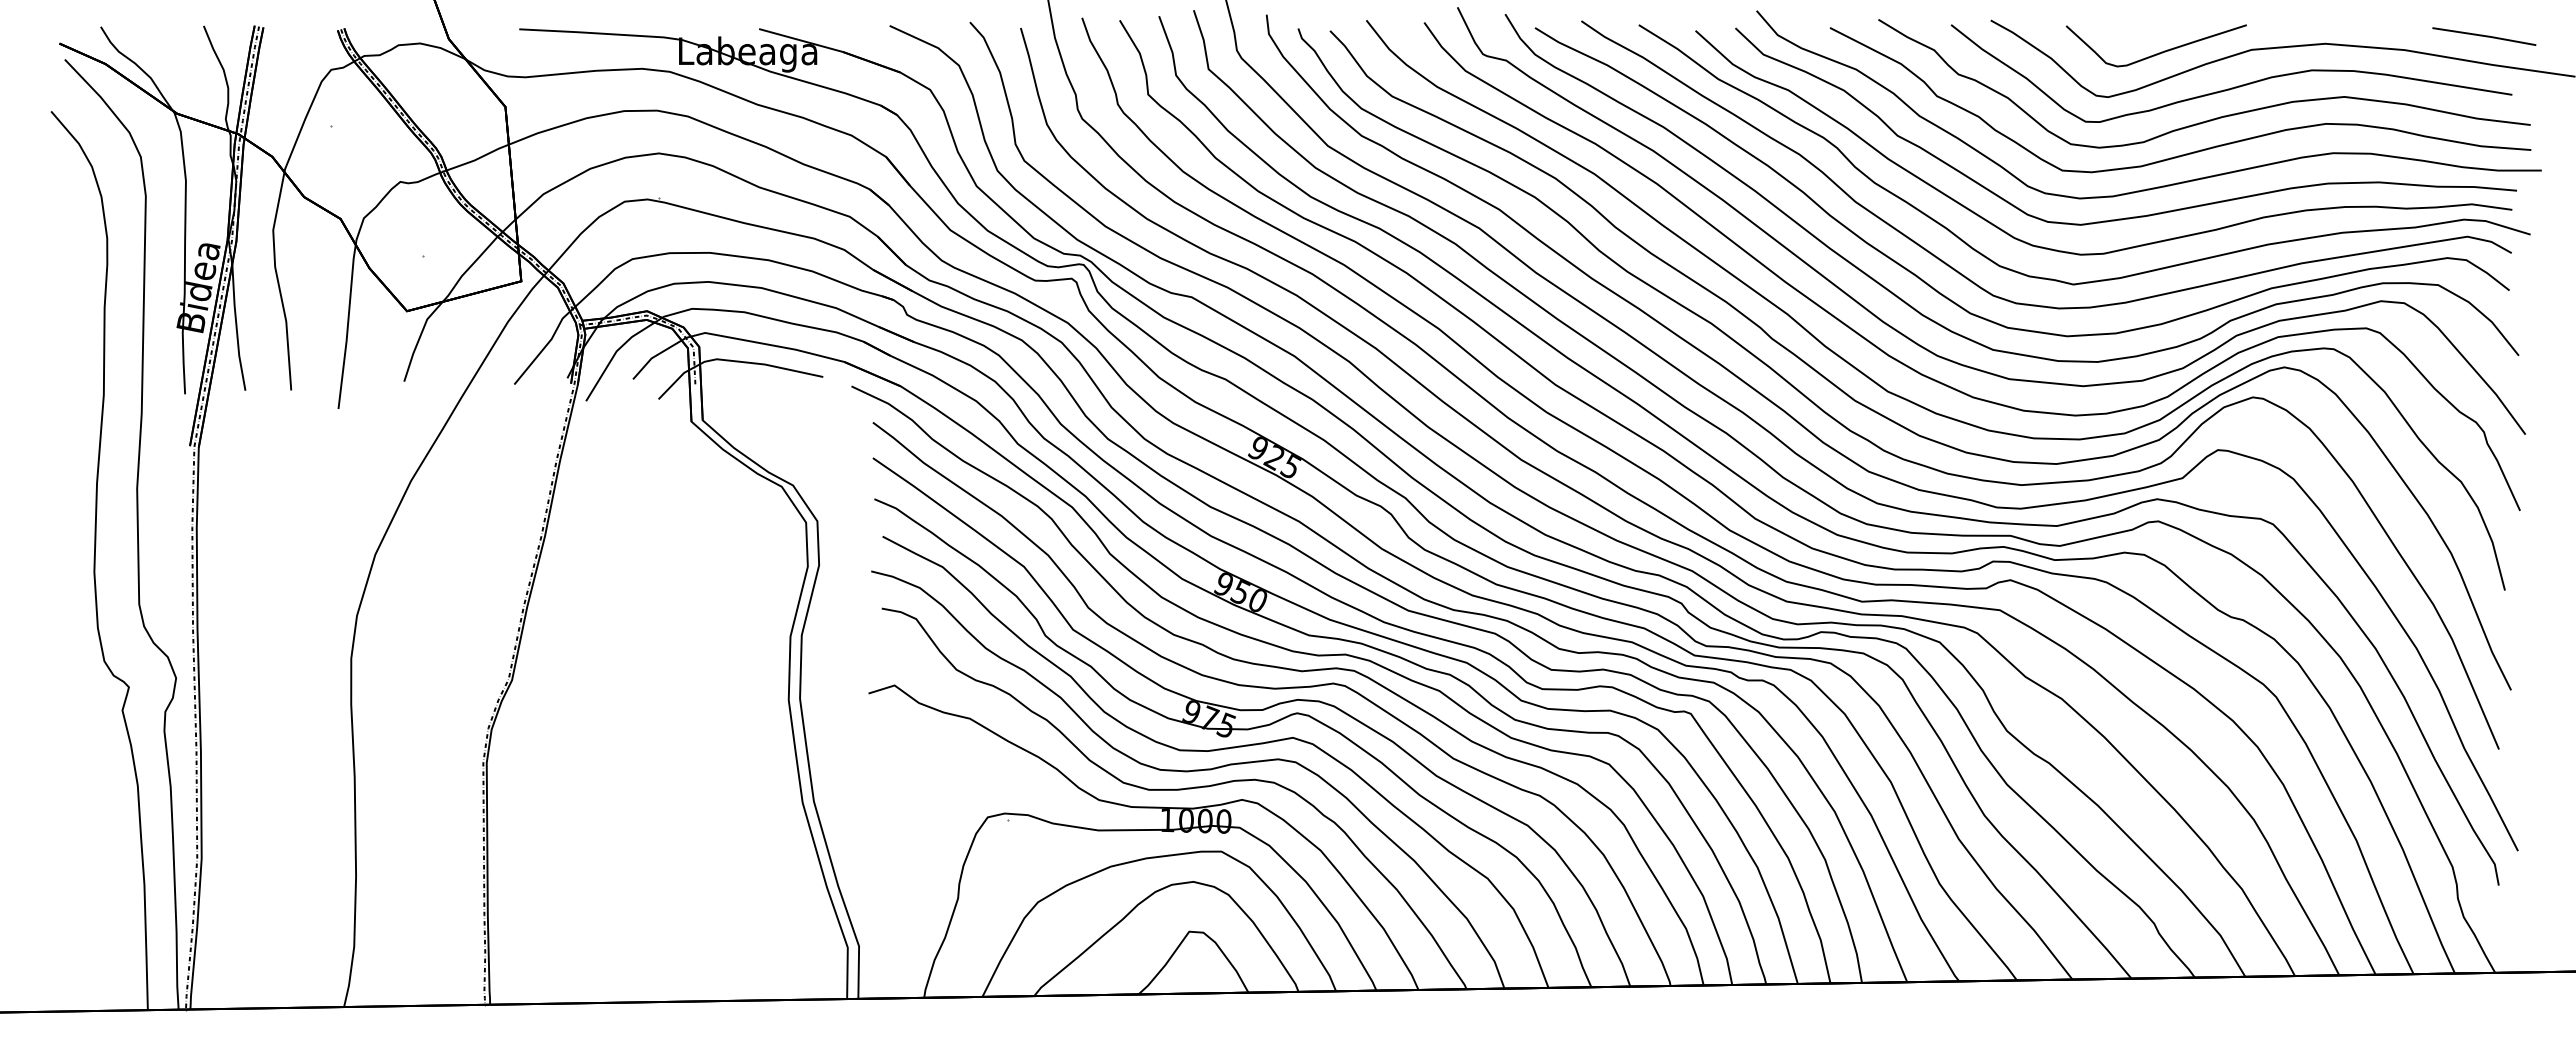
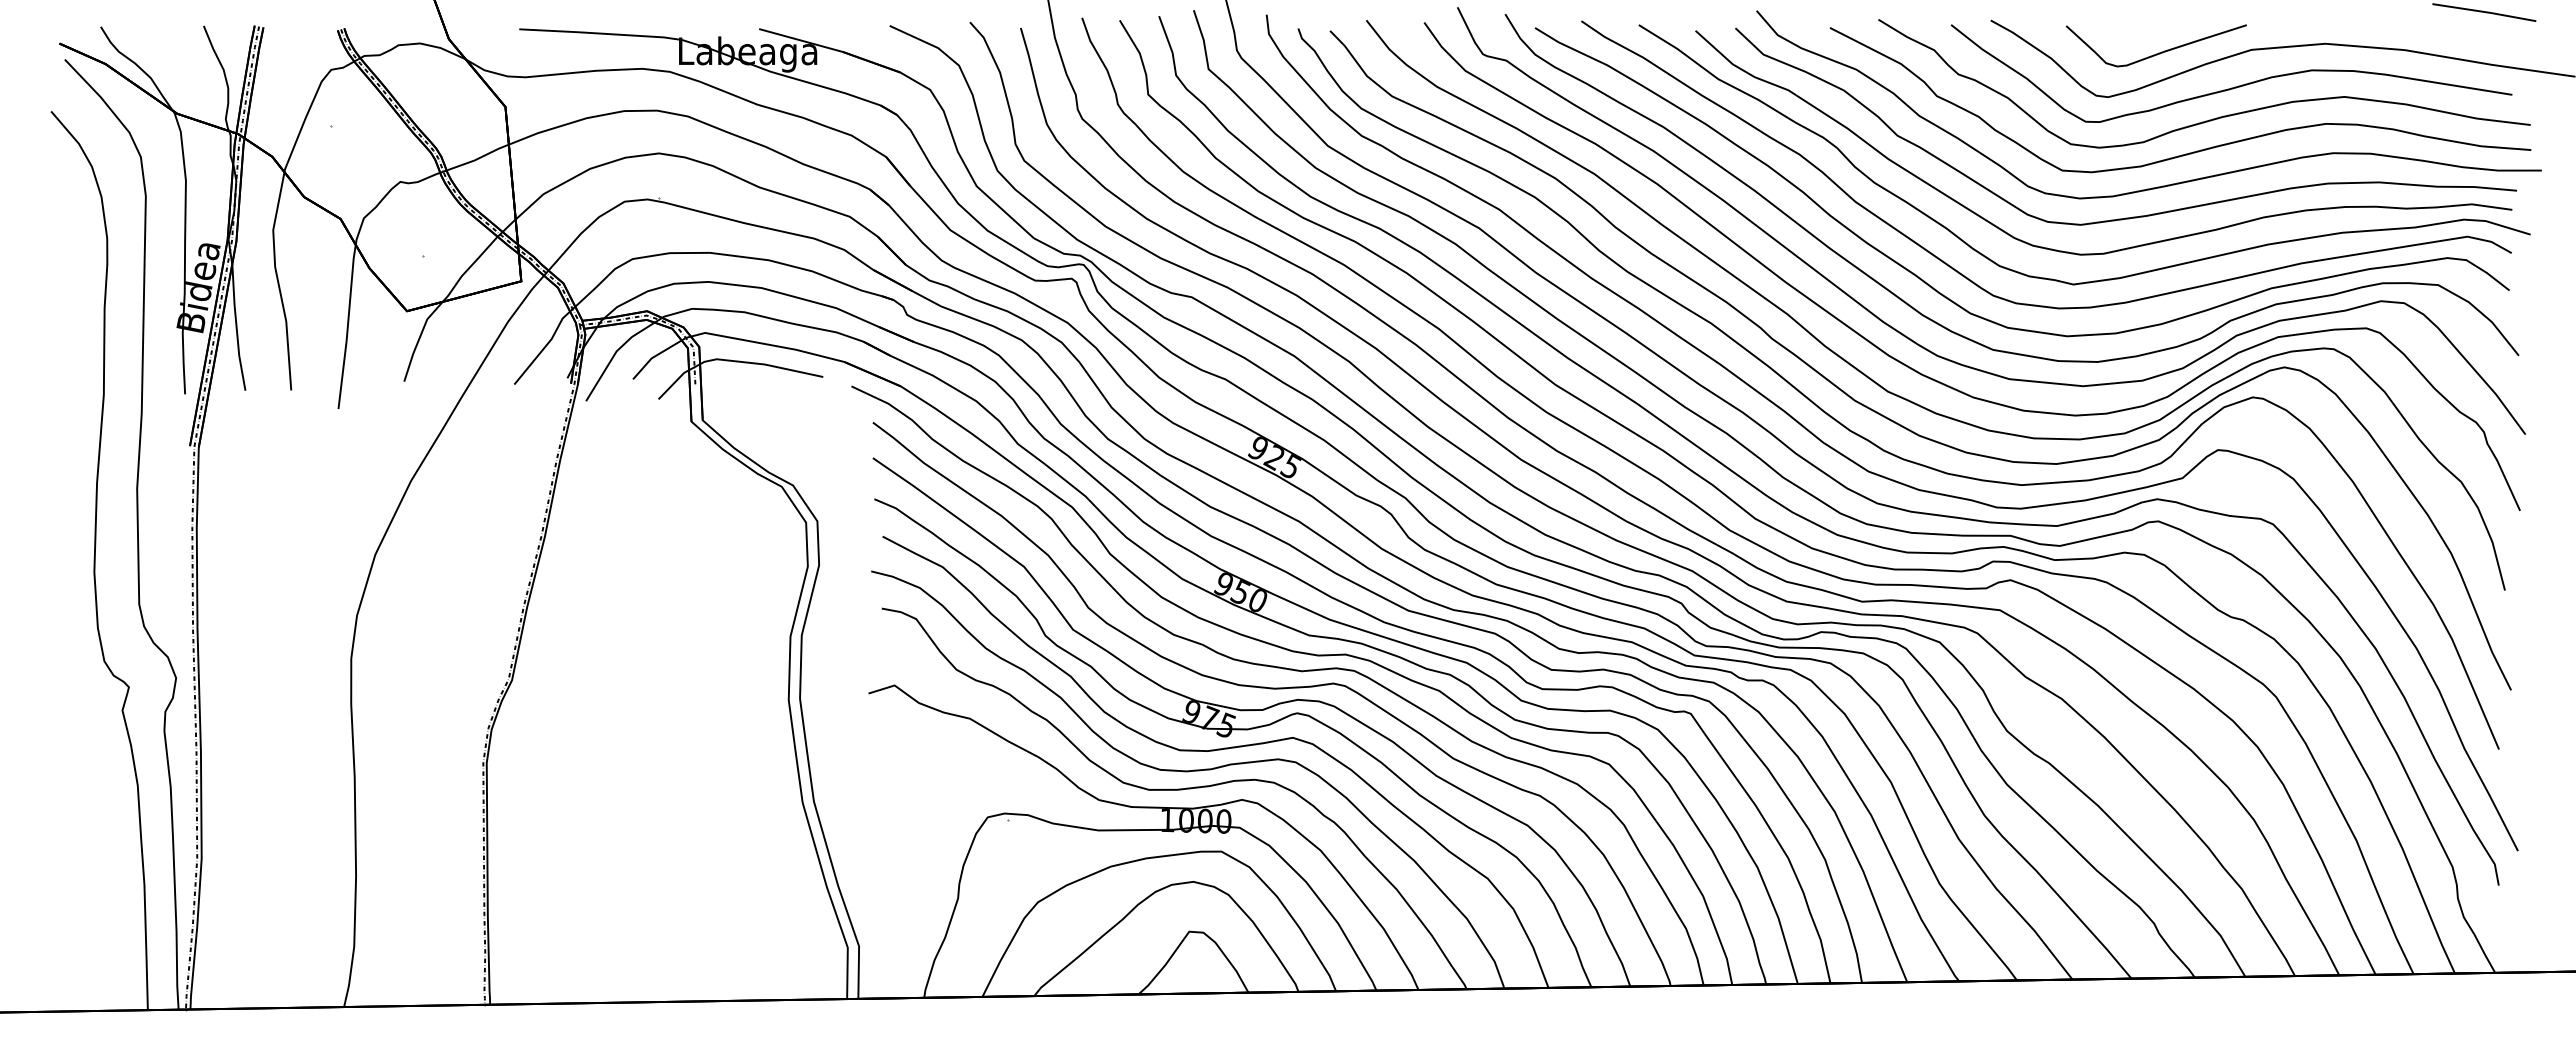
line position: (2484, 36) -> (2484, 12) (2484, 12)
